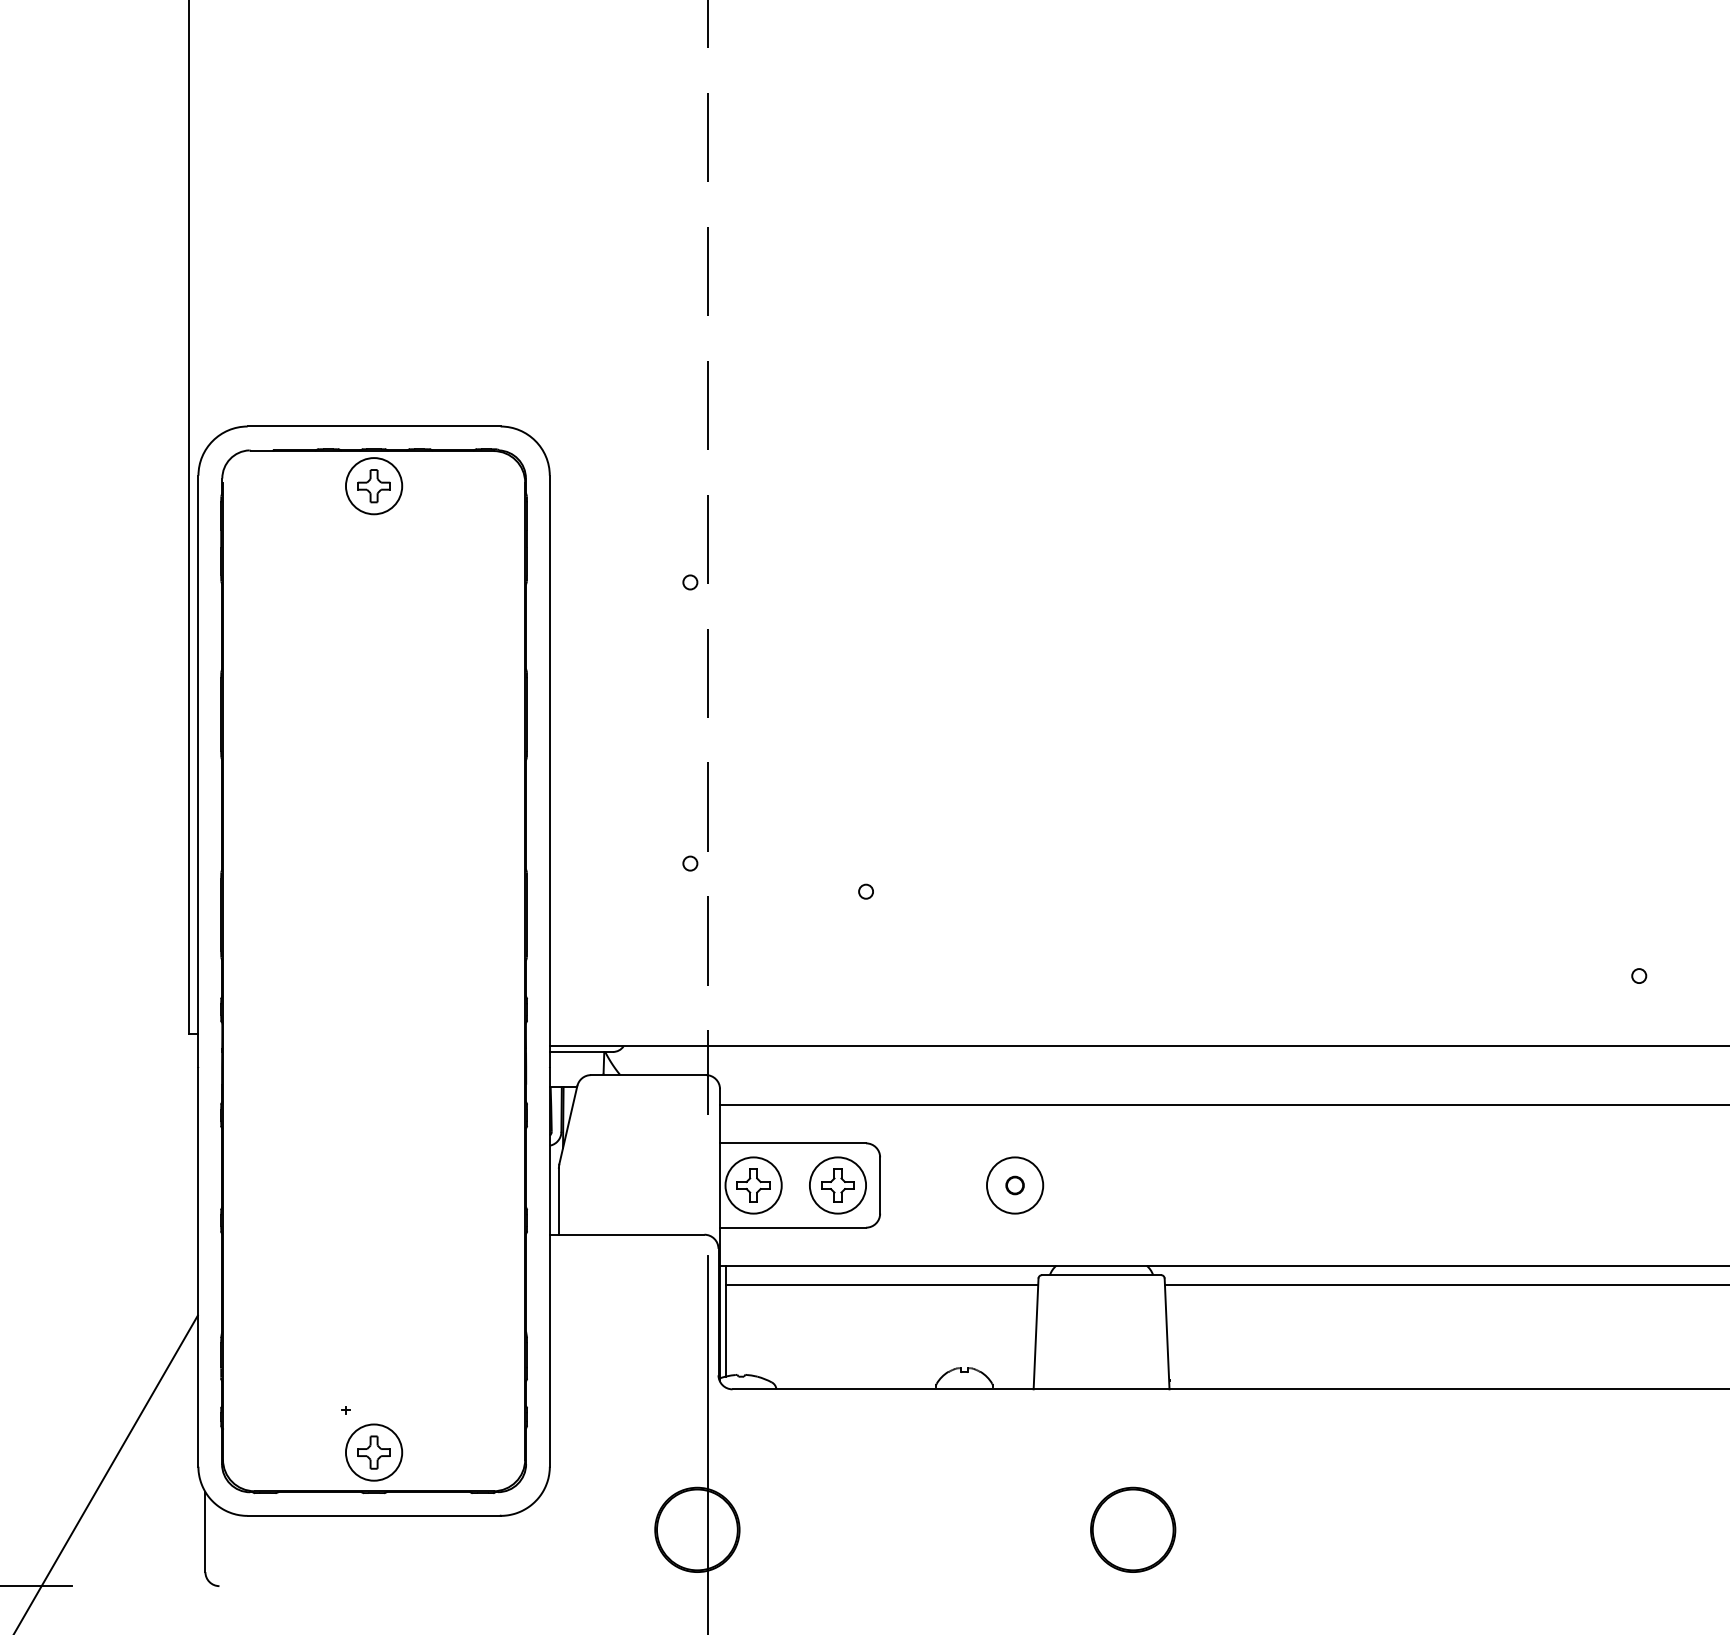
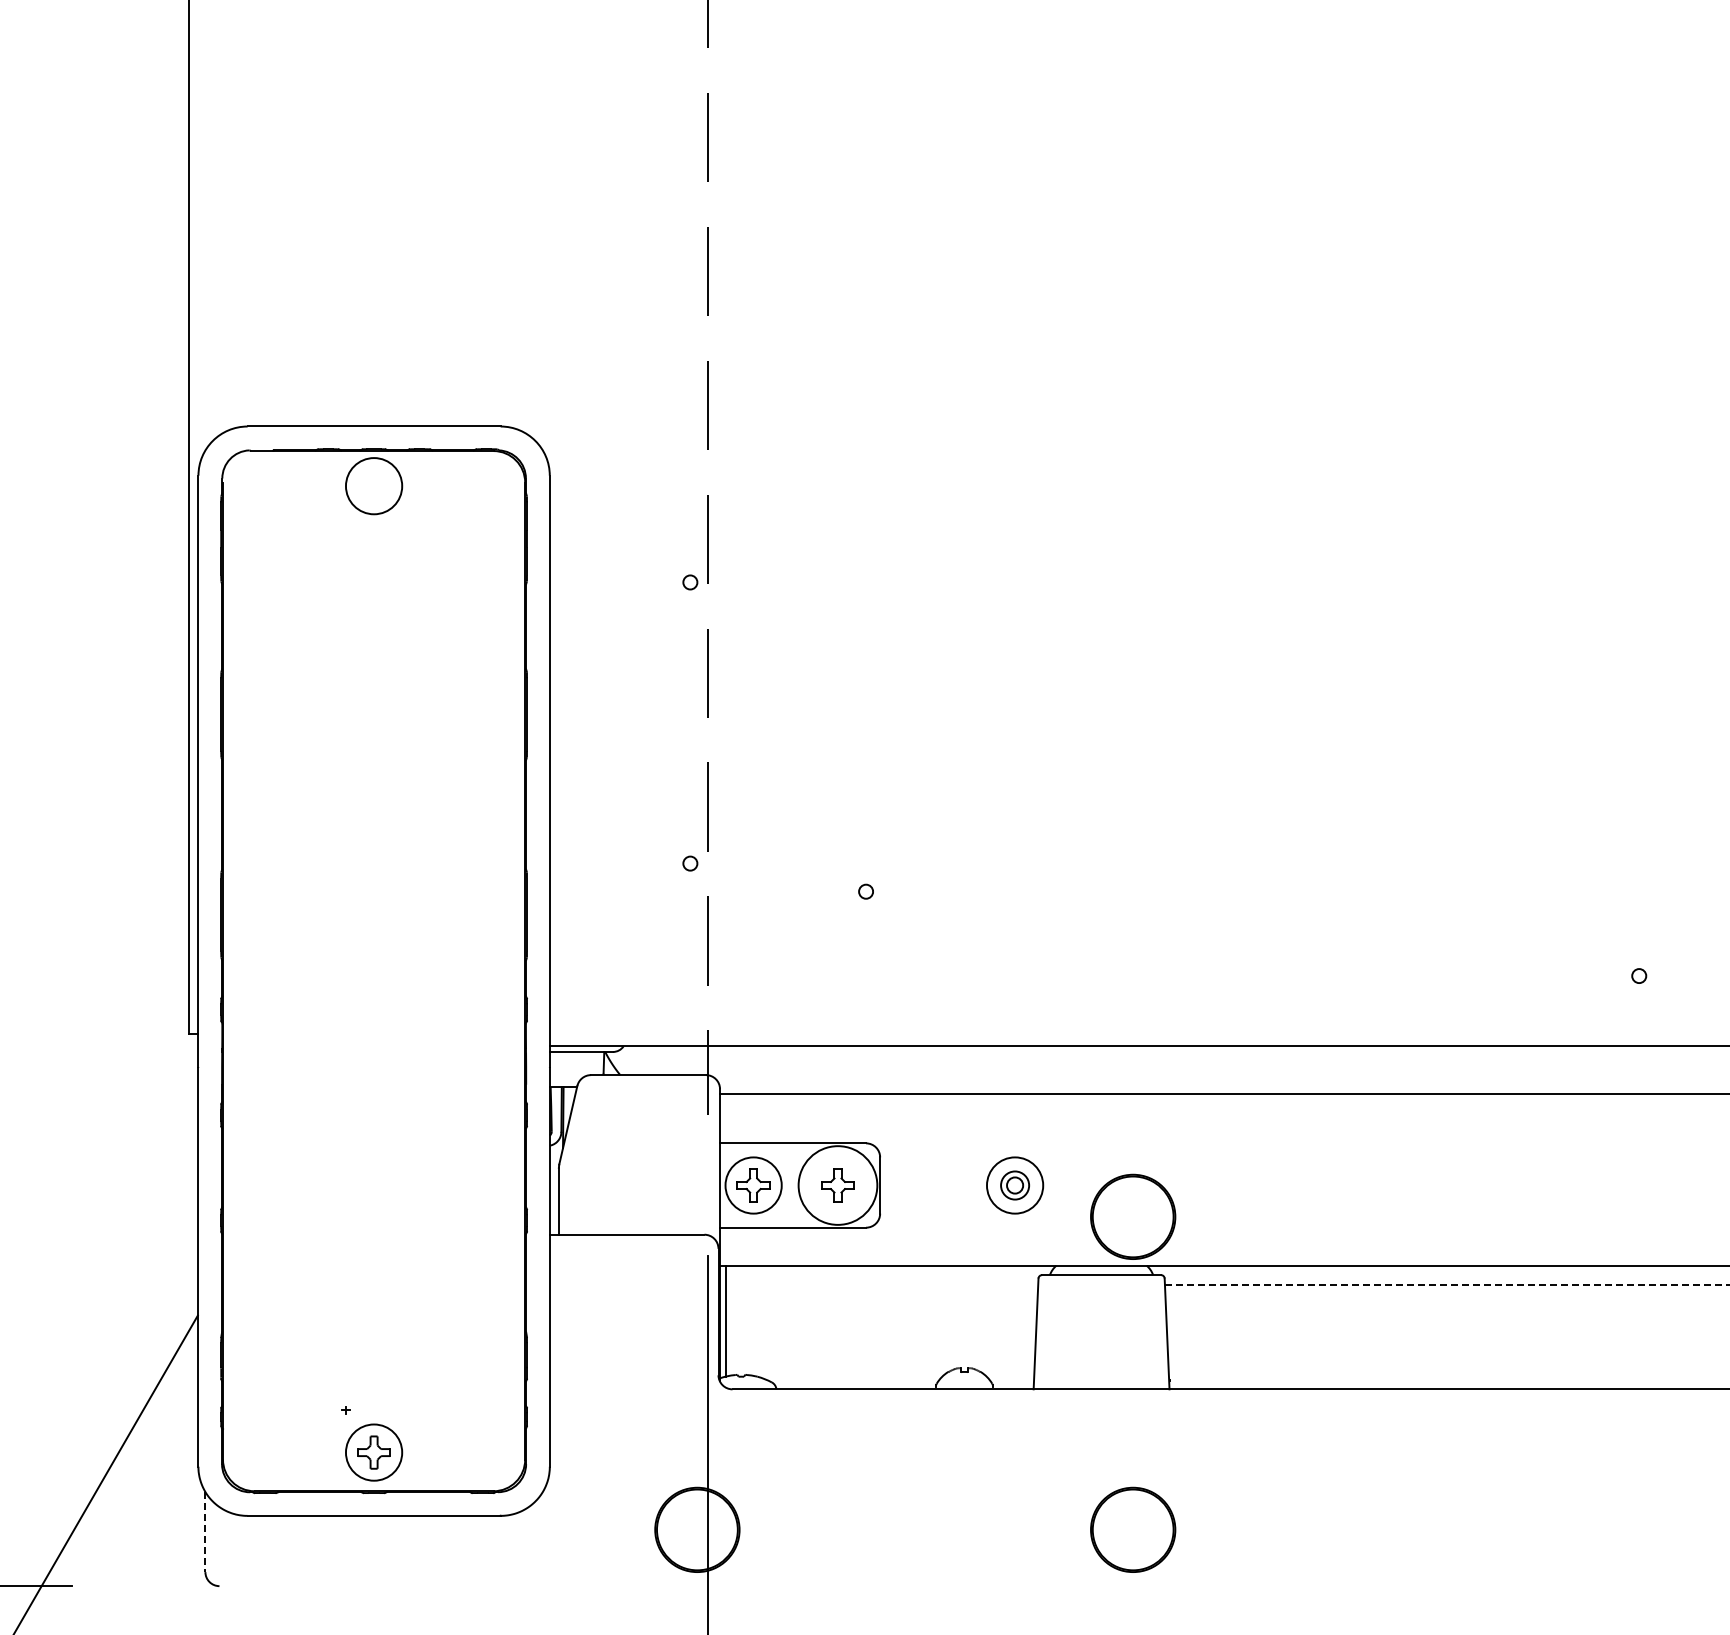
part: present -> none (373, 486)
line position: (1223, 1105) -> (1223, 1094) (1223, 1094)
circle diameter: 56 px -> 79 px (837, 1185)
circle diameter: 18 px -> 28 px (1015, 1185)
part: none -> present (1133, 1216)
line: present -> none (881, 1285)
line: solid -> dashed (1447, 1285)
line: solid -> dashed (205, 1532)
